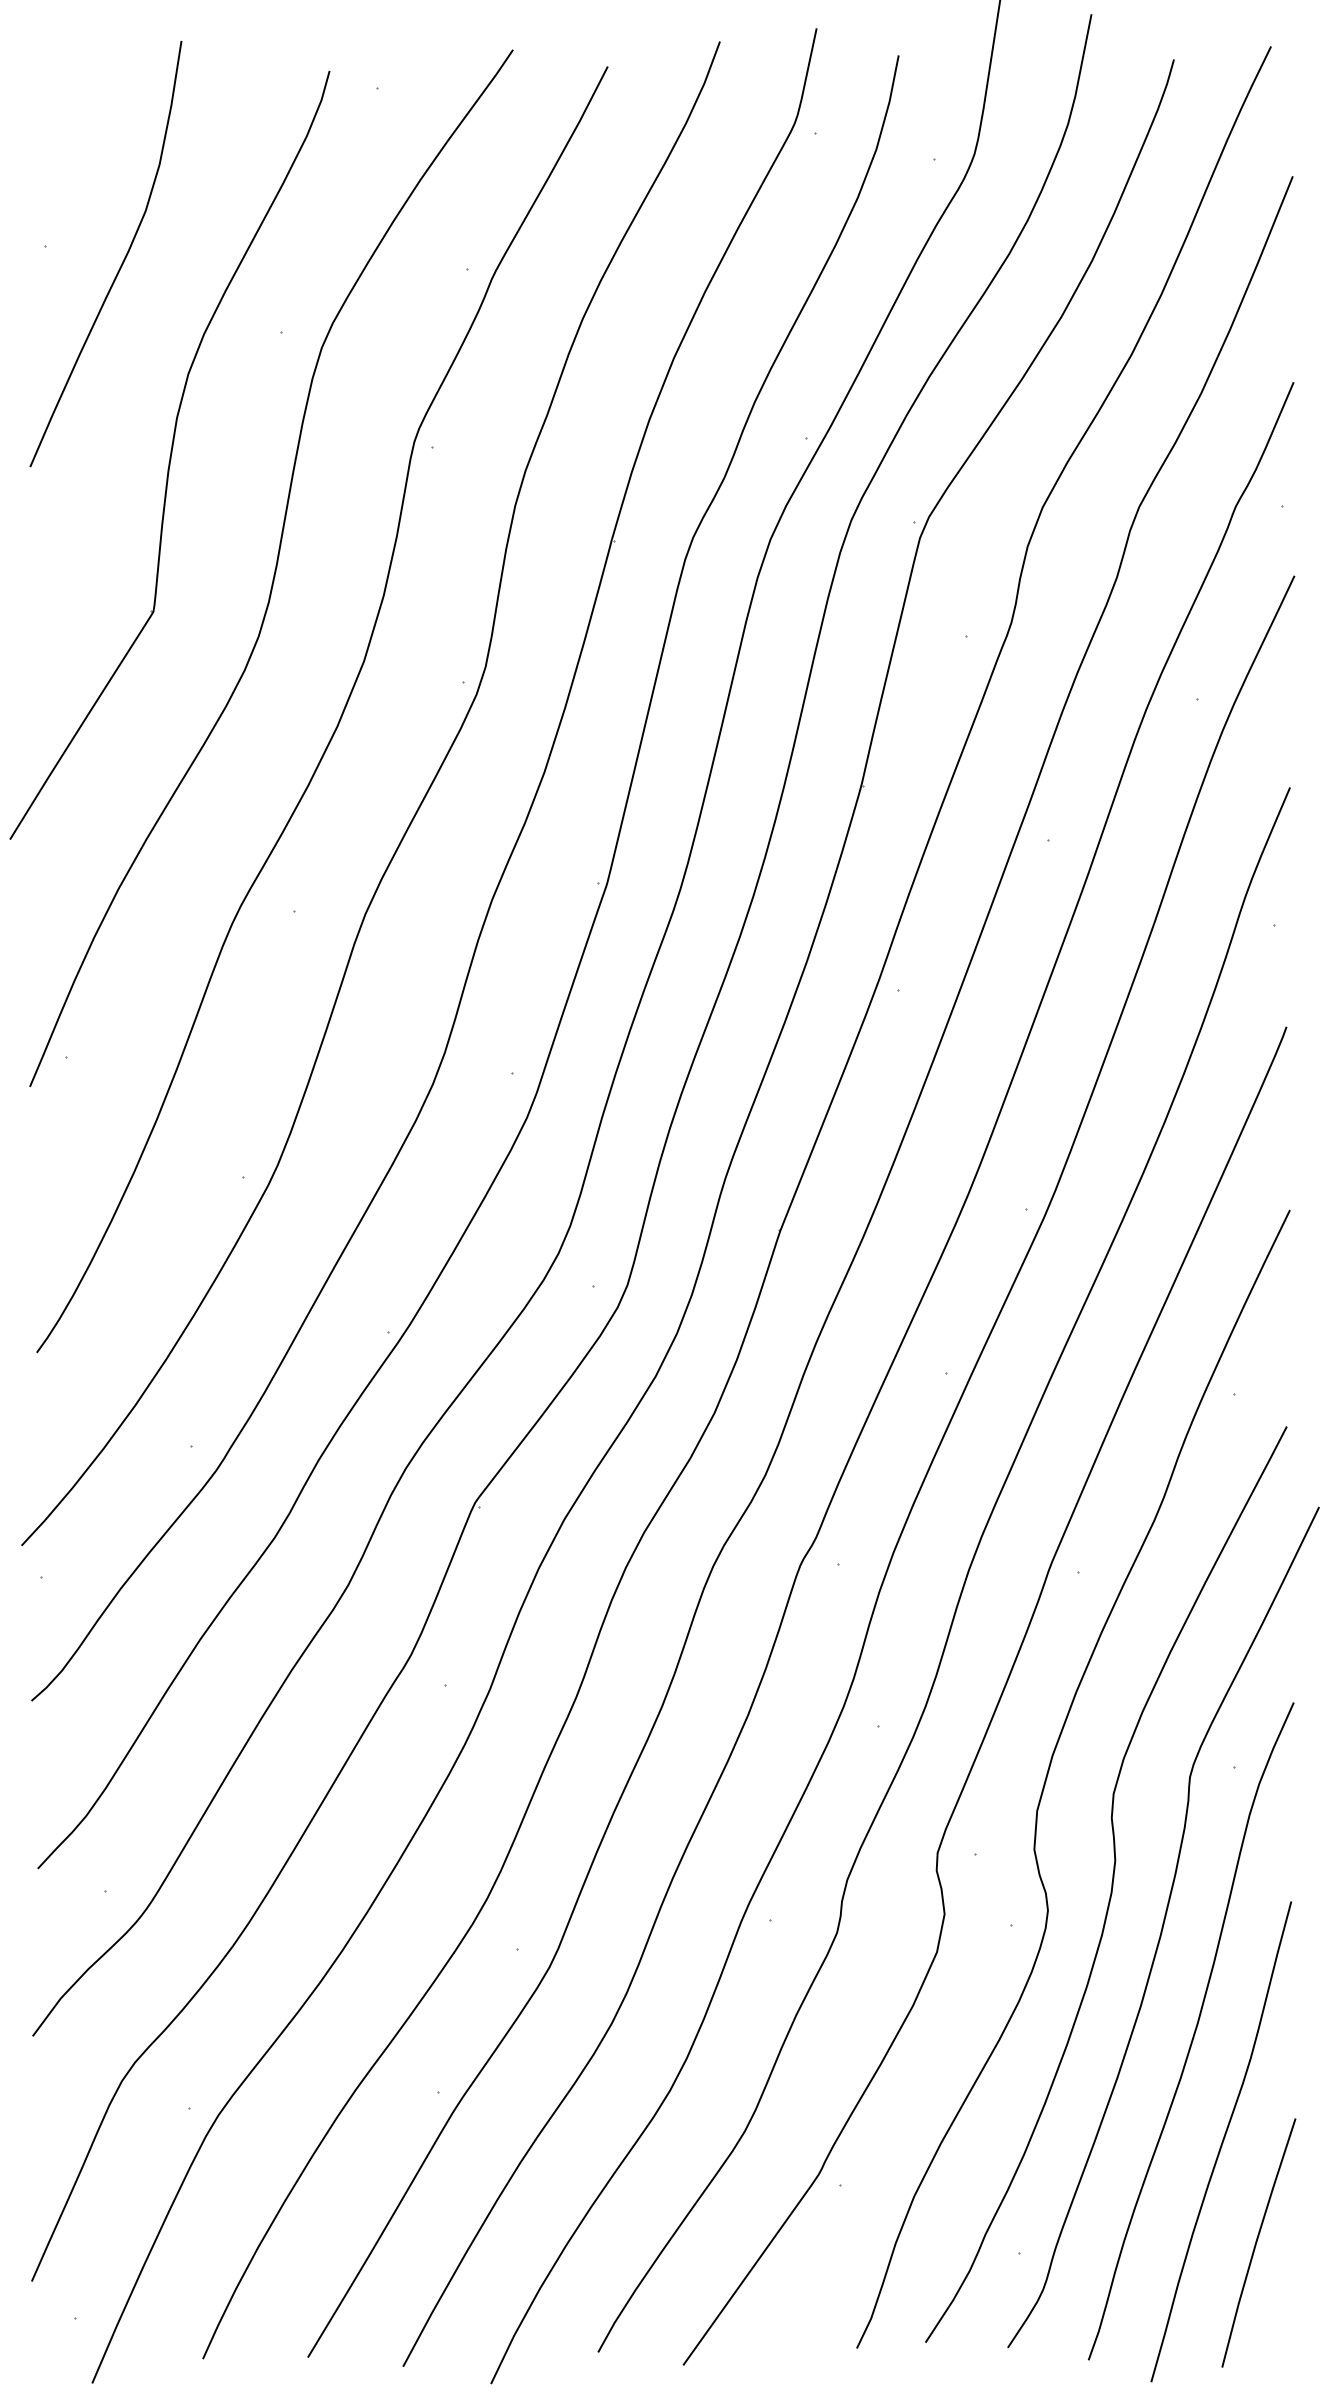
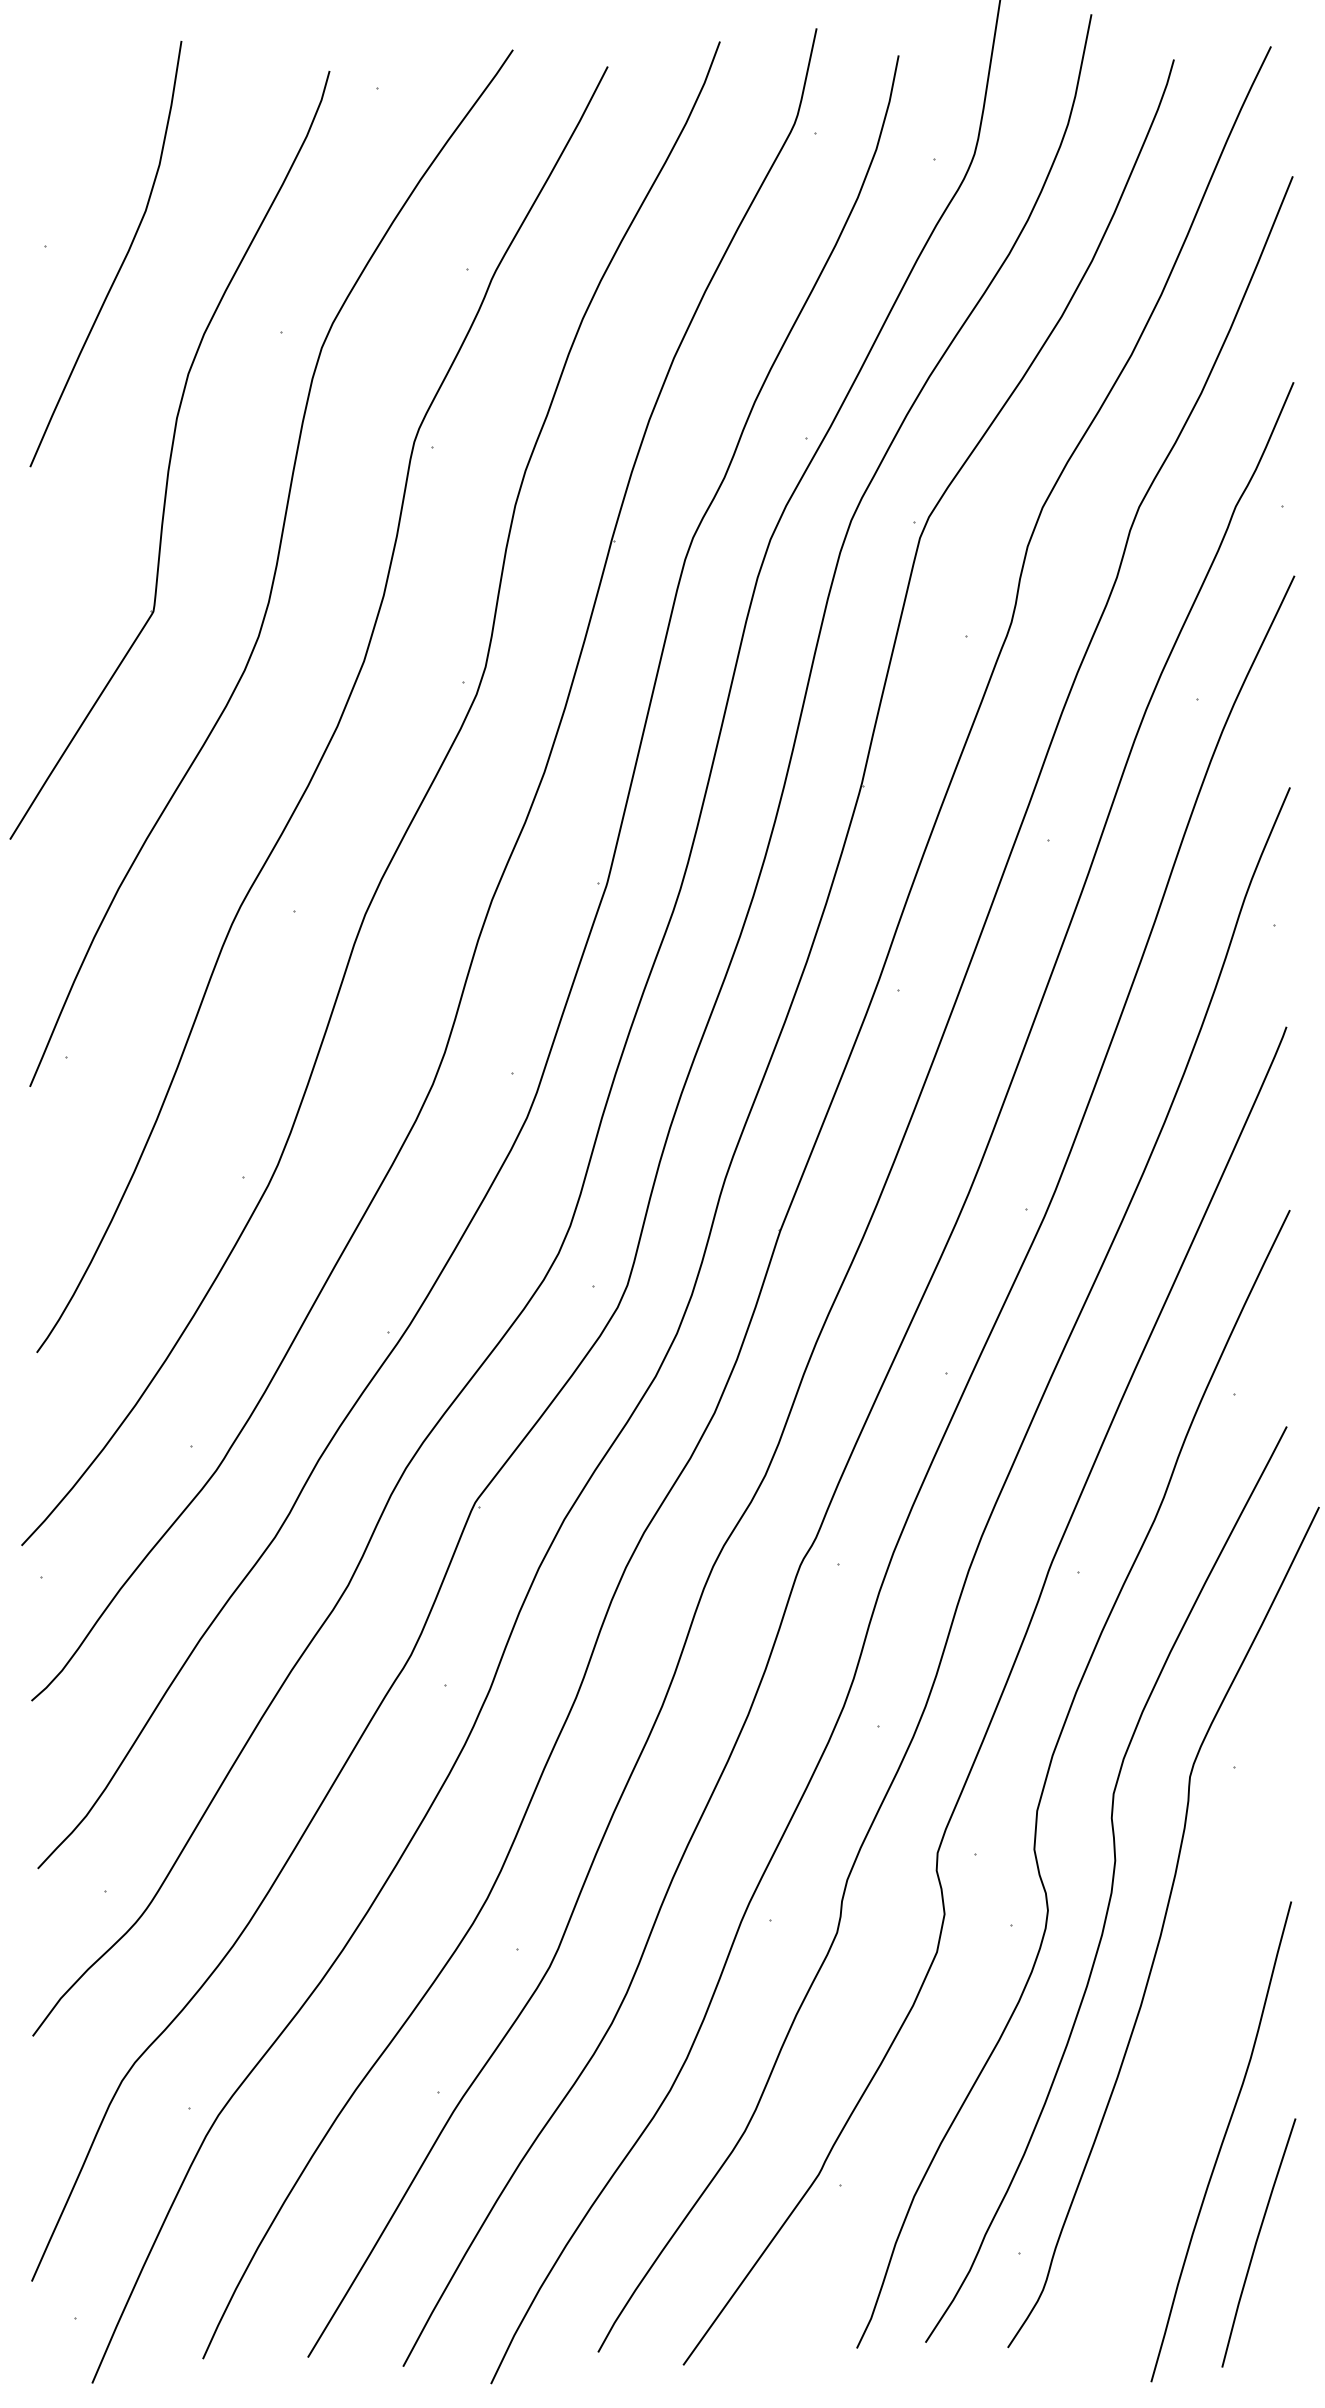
curve: present -> none (1193, 2033)
